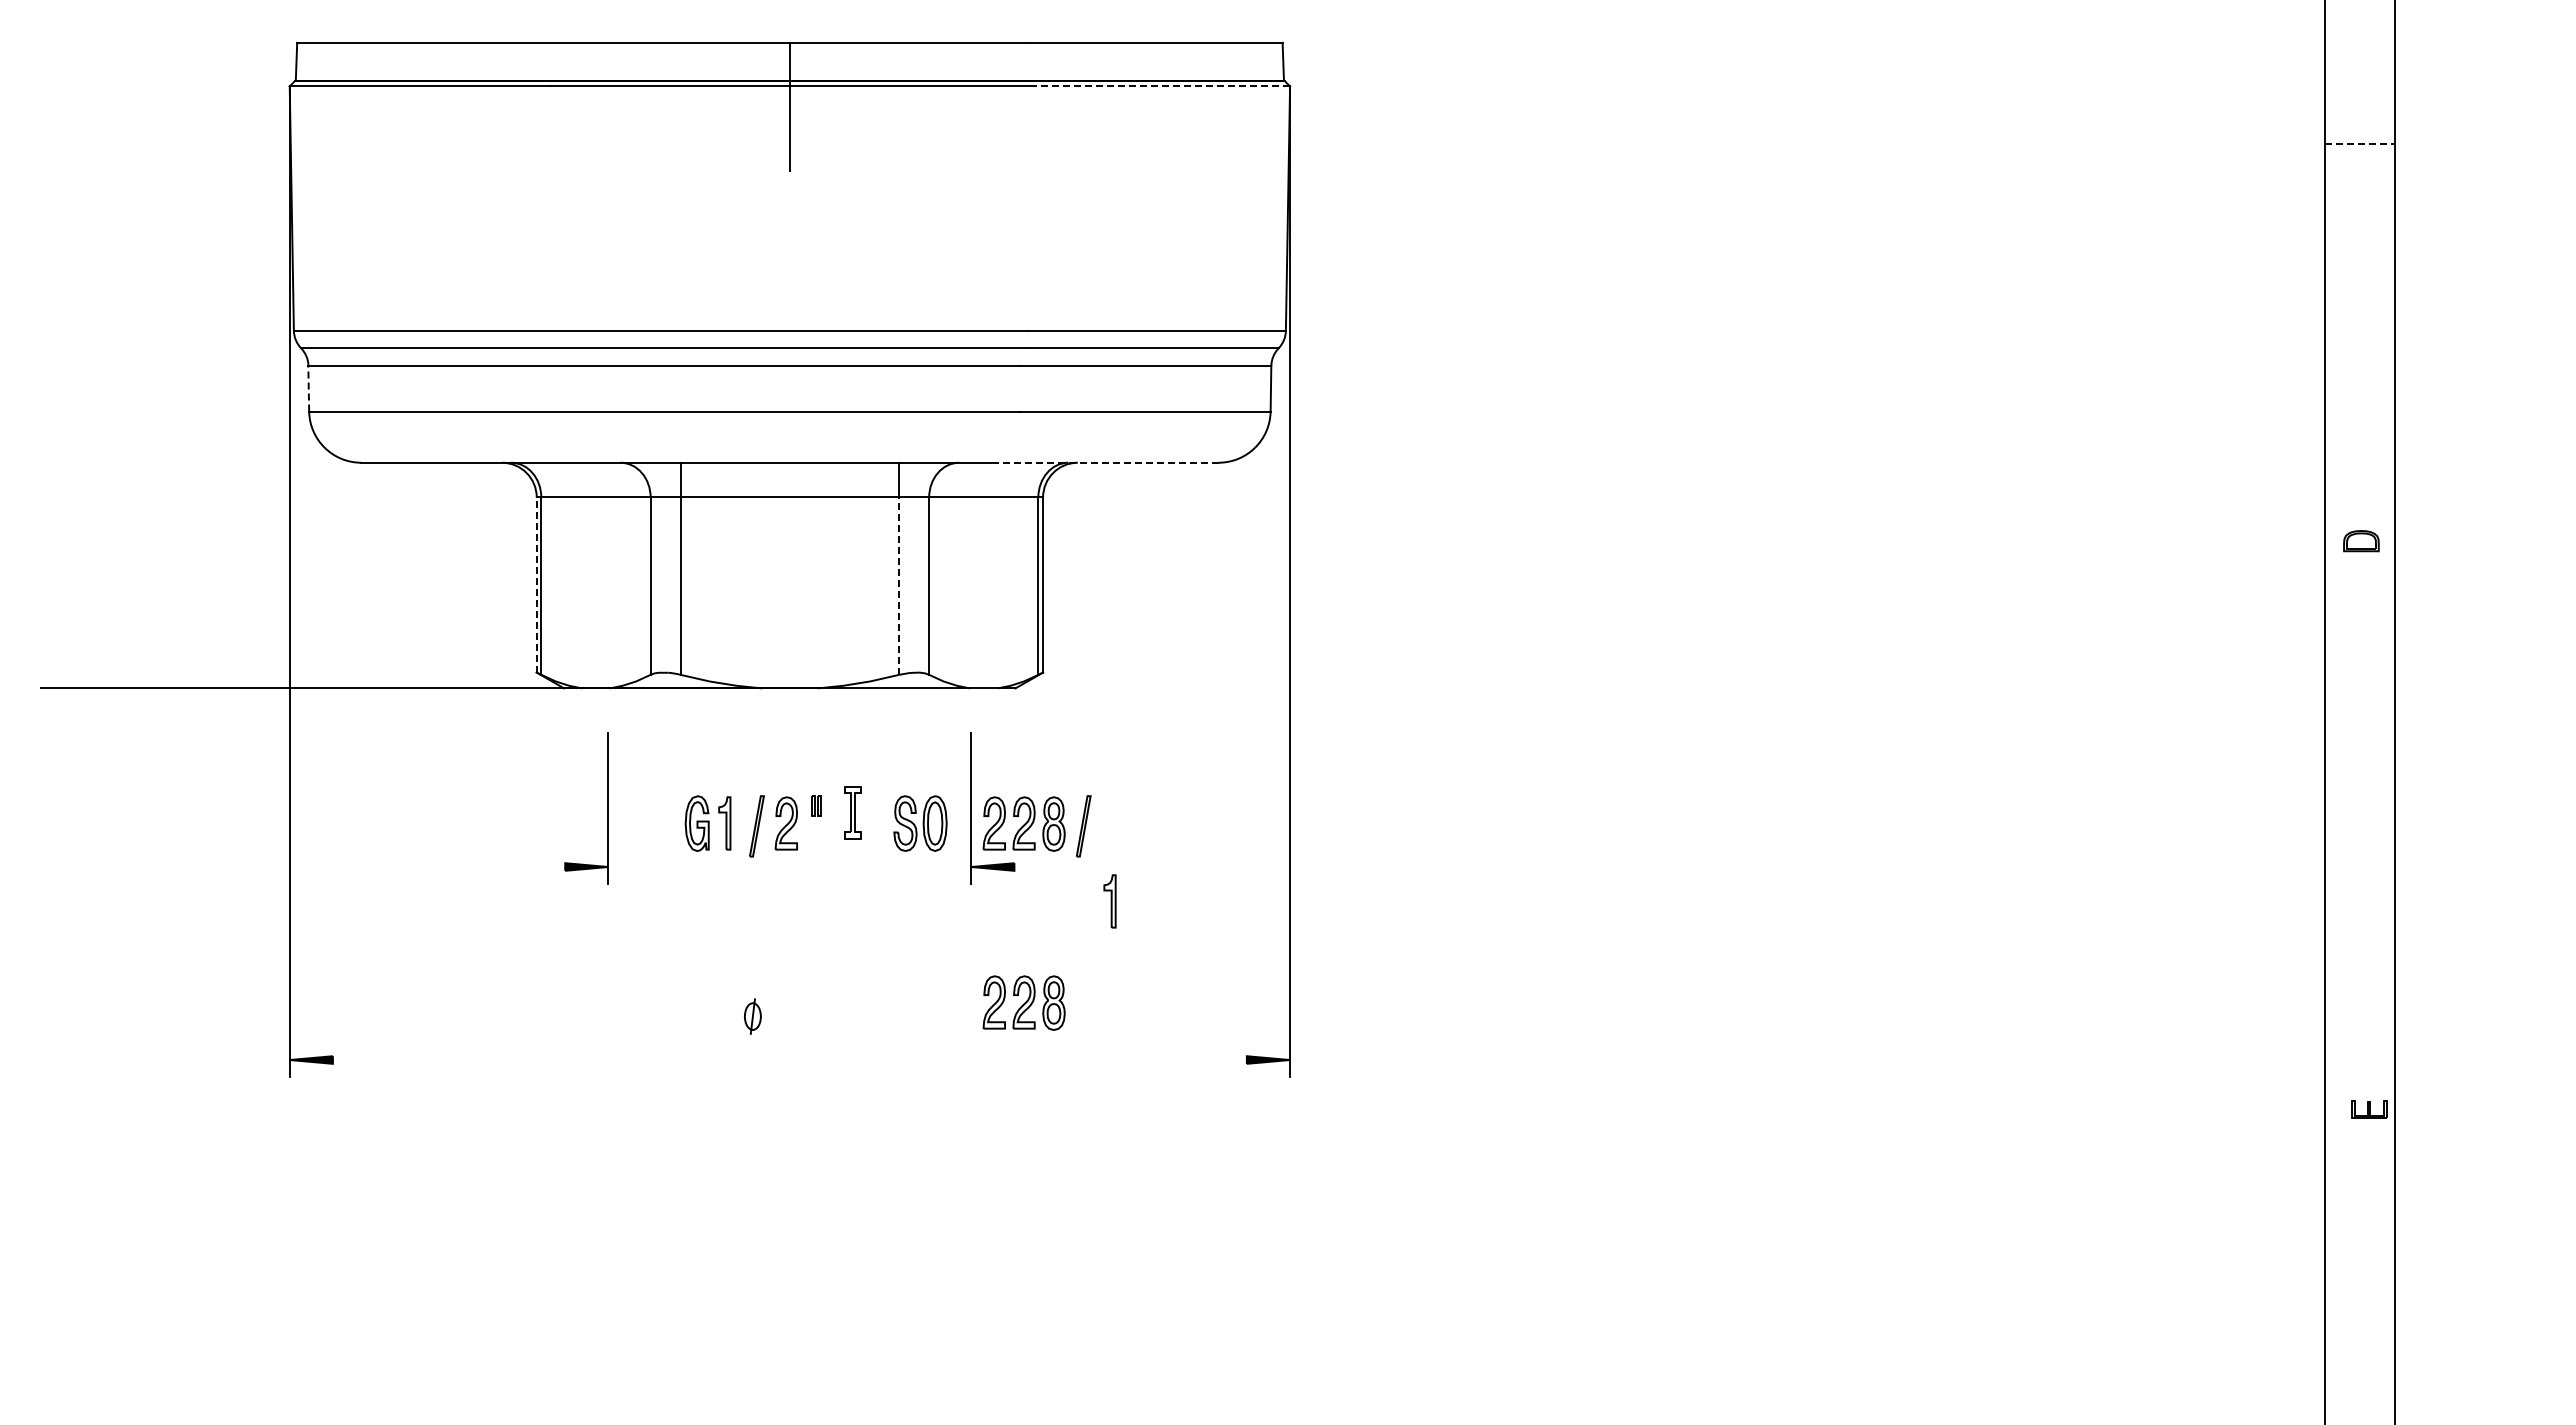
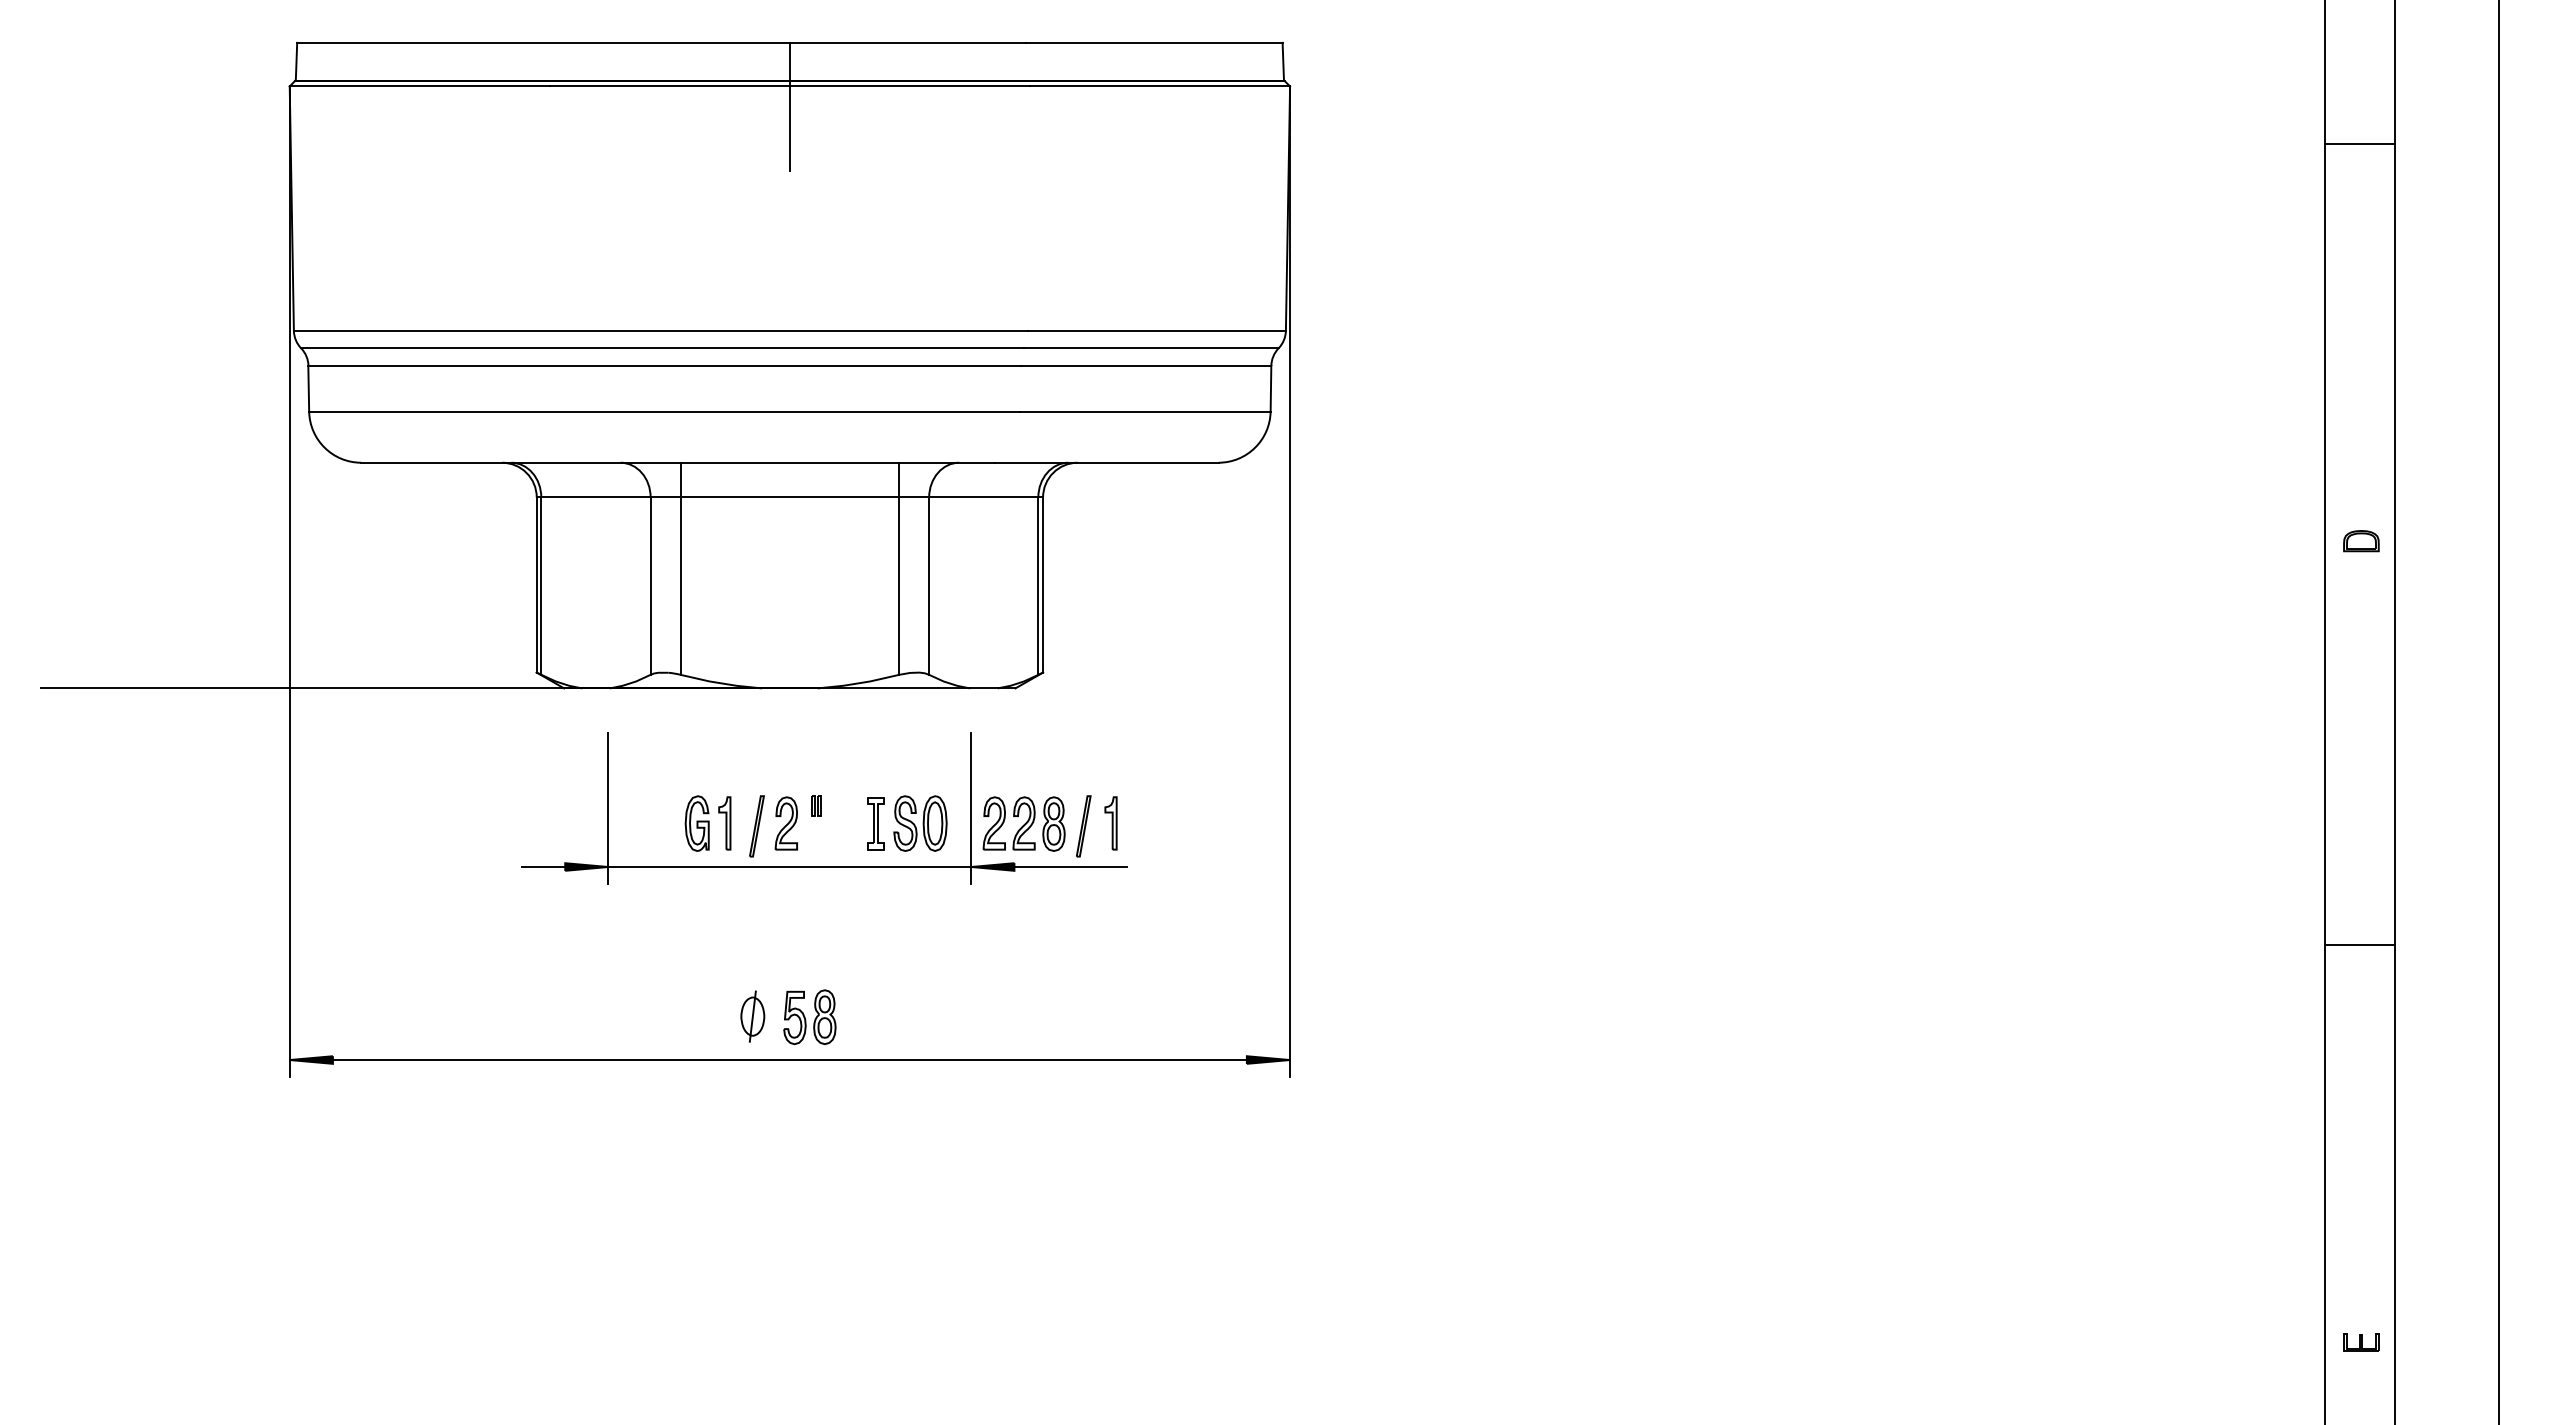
line: dashed -> solid (1160, 86)
line: dashed -> solid (2359, 143)
line: dashed -> solid (308, 388)
line: dashed -> solid (1106, 462)
line: dashed -> solid (536, 585)
line: dashed -> solid (899, 586)
line: none -> present (2498, 711)
part position: (852, 812) -> (875, 823) (875, 823)
line: none -> present (543, 867)
line: none -> present (789, 867)
line: none -> present (1070, 867)
part position: (1109, 901) -> (1110, 823) (1110, 823)
line: none -> present (2359, 945)
part: present -> none (1023, 1002)
part size: 18x37 px -> 26x53 px (752, 1016)
part: none -> present (809, 1017)
line: none -> present (789, 1060)
part position: (2369, 1109) -> (2361, 1342) (2361, 1342)
